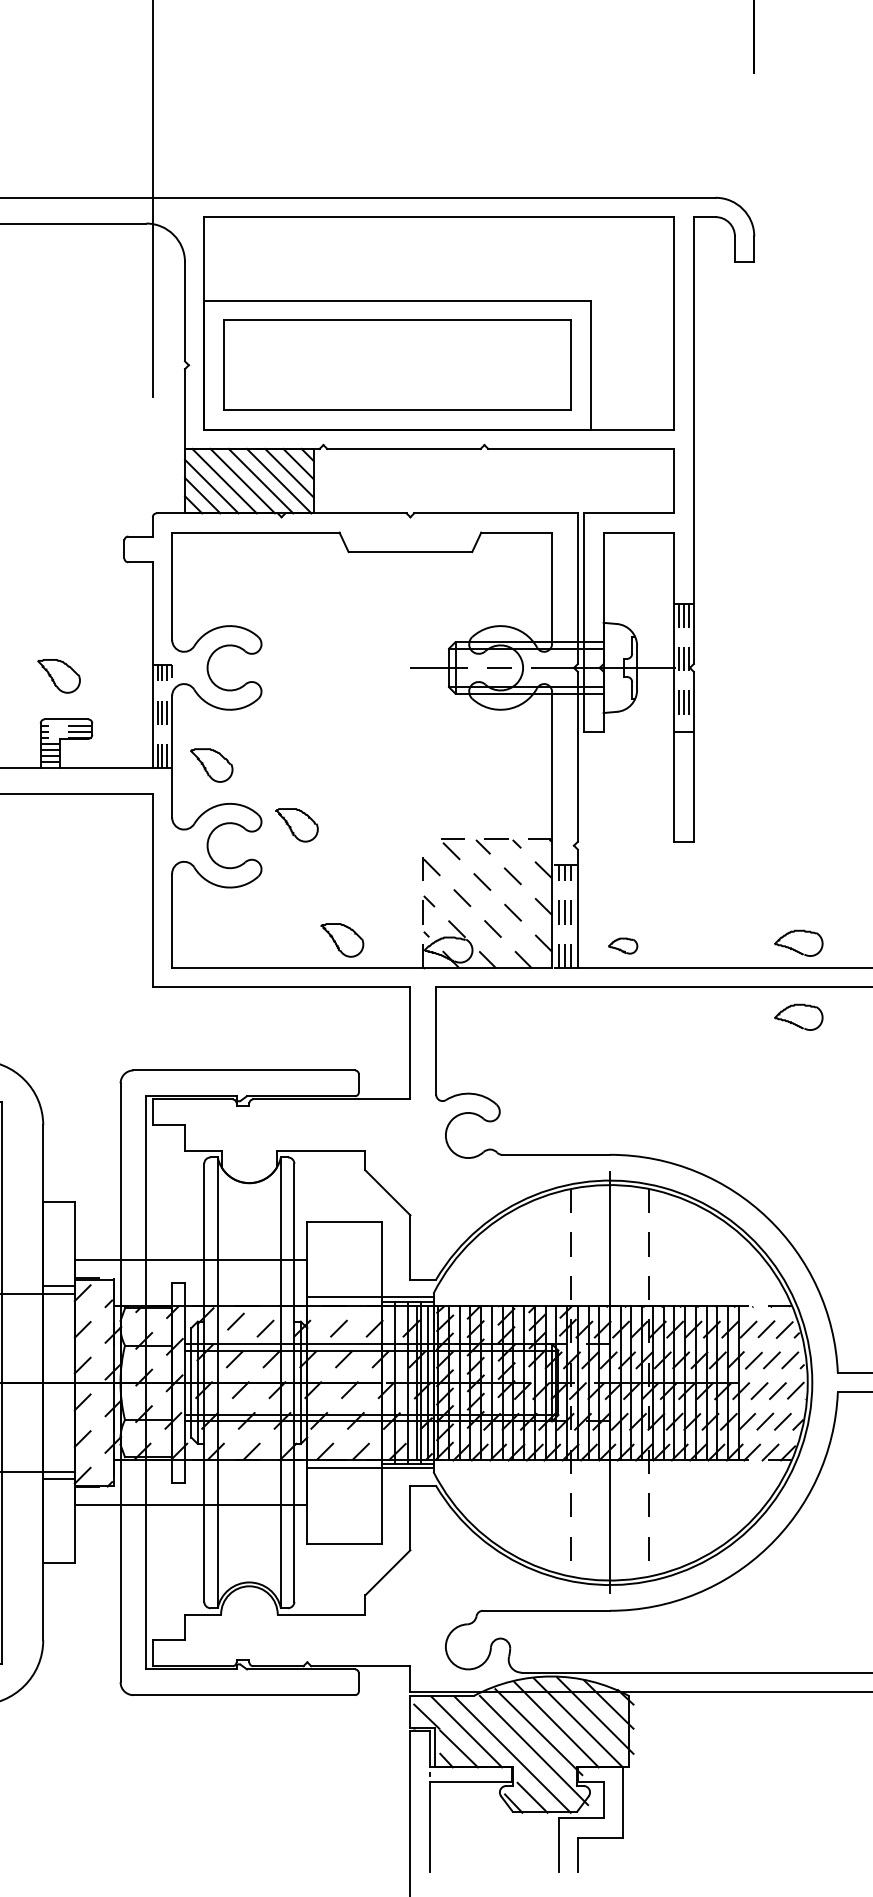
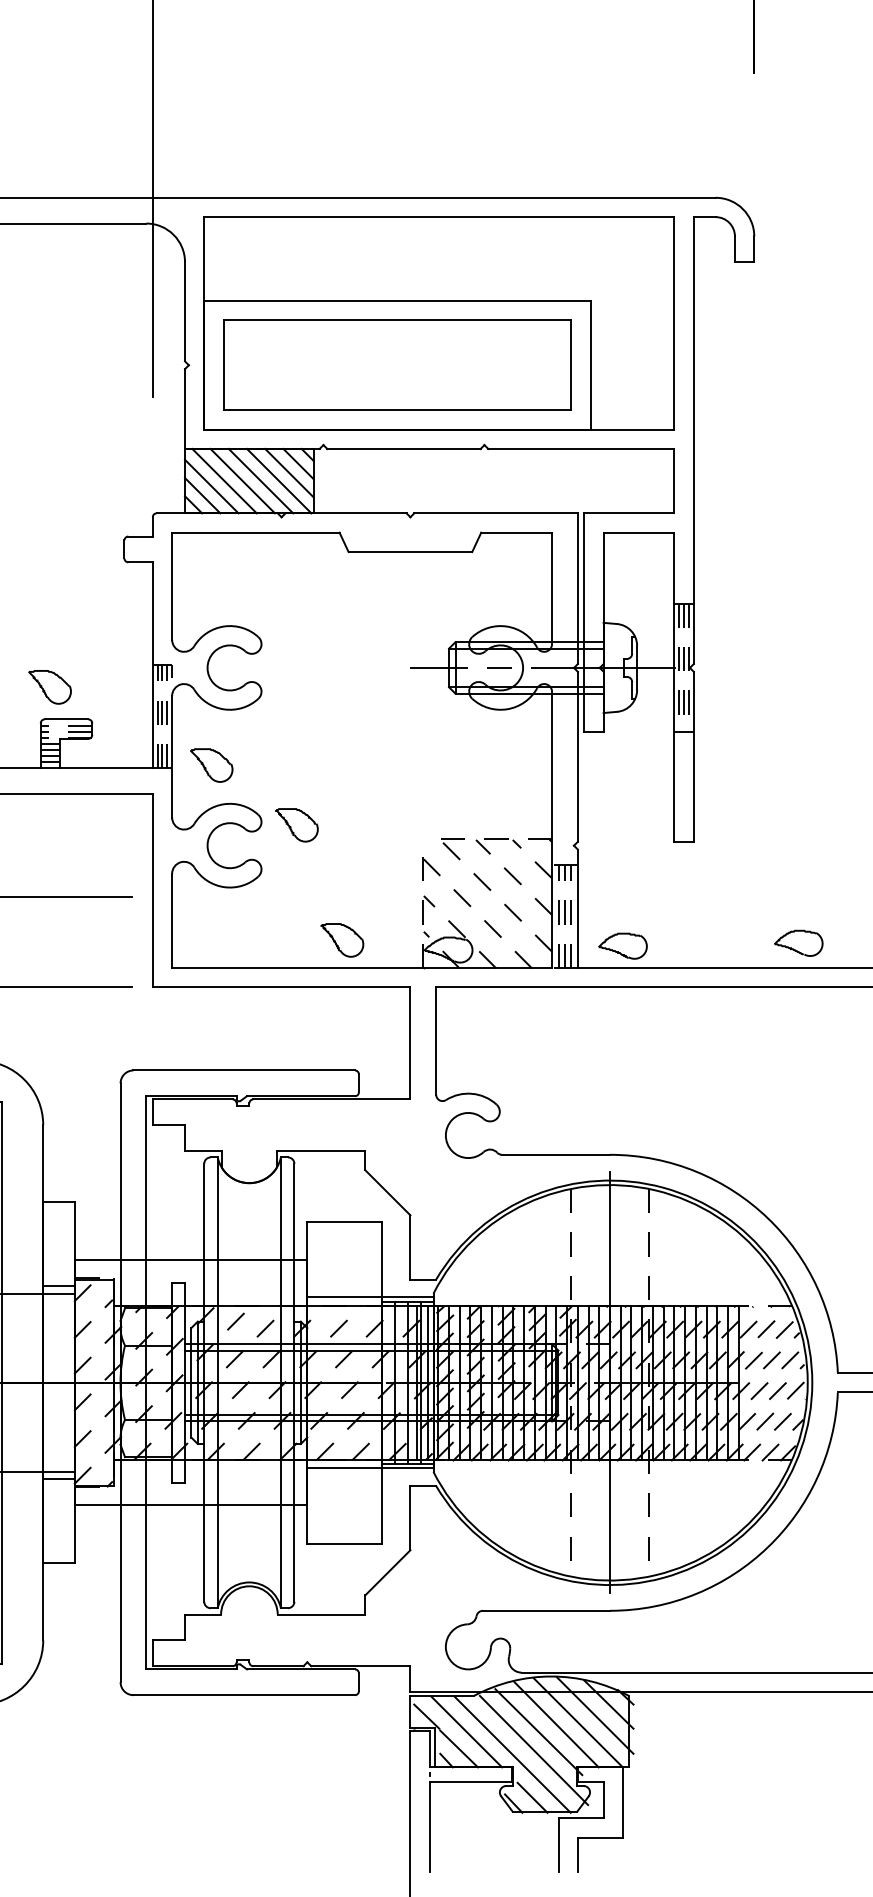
part position: (58, 676) -> (49, 687) (49, 687)
line: none -> present (67, 897)
part size: 31x18 px -> 50x28 px (622, 945)
line: none -> present (67, 987)
part: present -> none (798, 1016)
